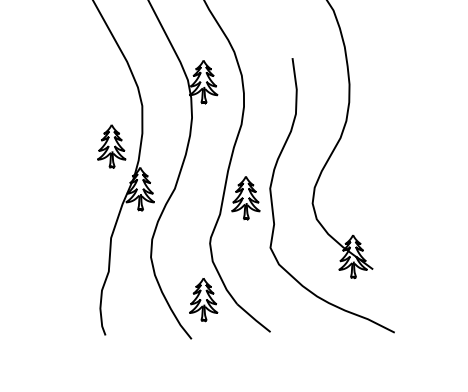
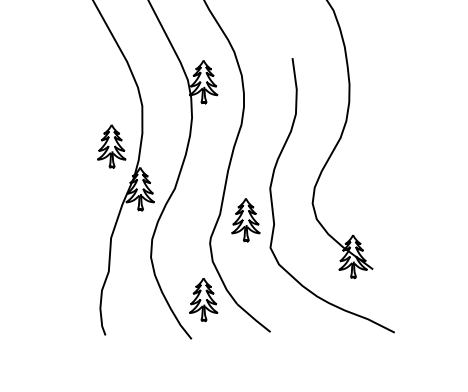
part position: (245, 198) -> (245, 220) (245, 220)
